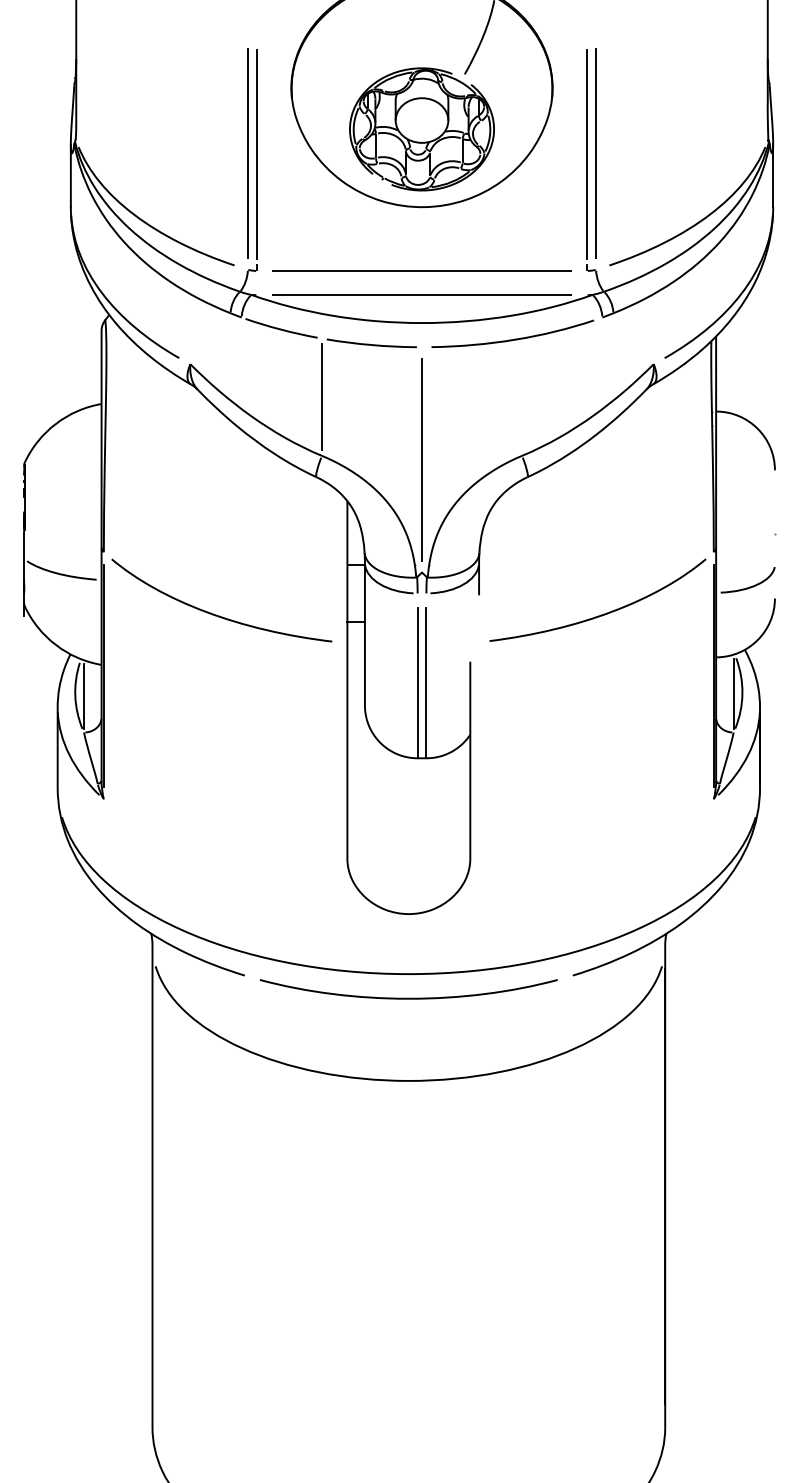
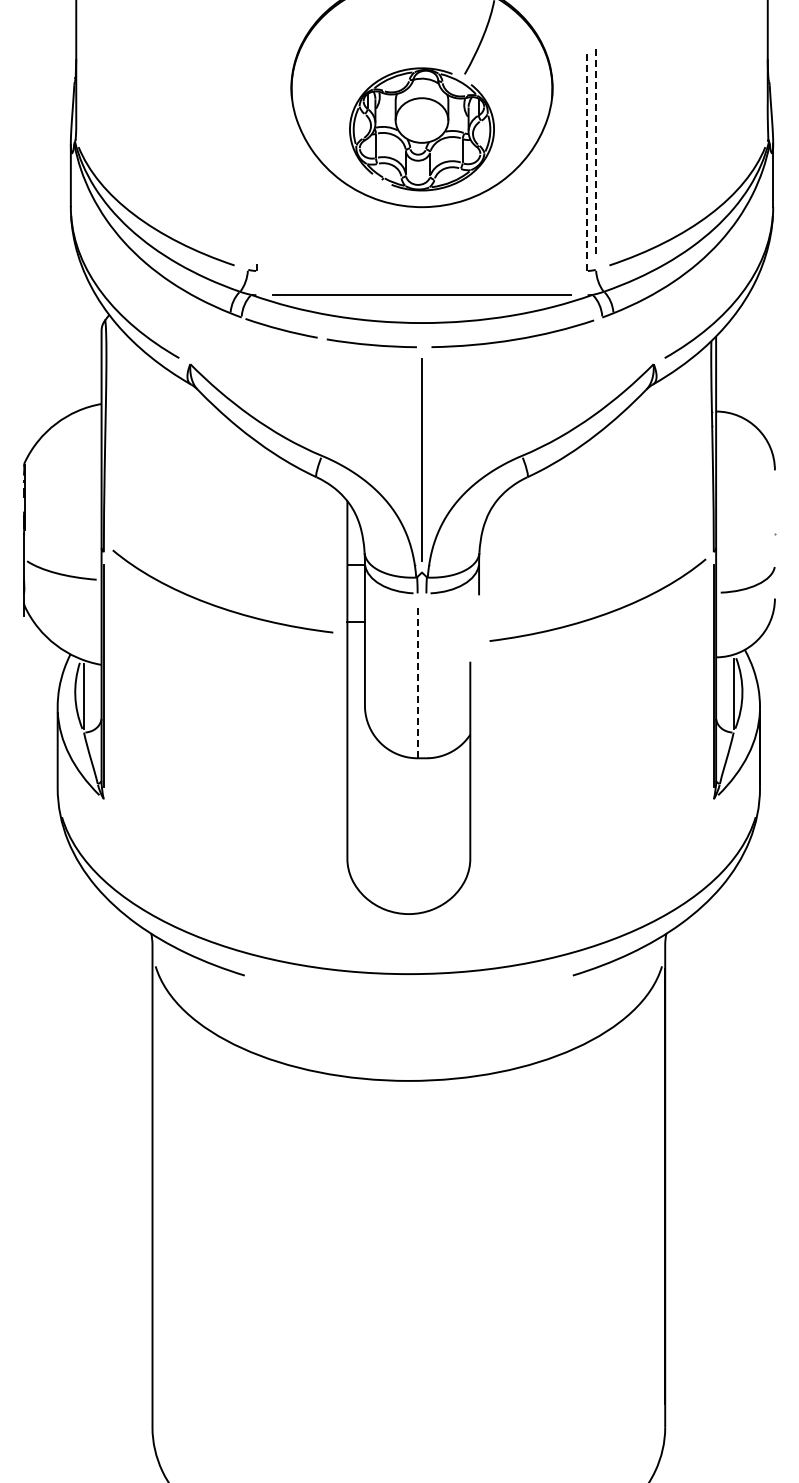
line: present -> none (247, 153)
line: solid -> dashed (596, 153)
line: present -> none (256, 154)
line: solid -> dashed (587, 154)
line: present -> none (421, 270)
line: present -> none (321, 396)
curve position: (216, 614) -> (217, 605) (217, 605)
line: present -> none (426, 682)
line: solid -> dashed (417, 683)
curve: present -> none (408, 997)
